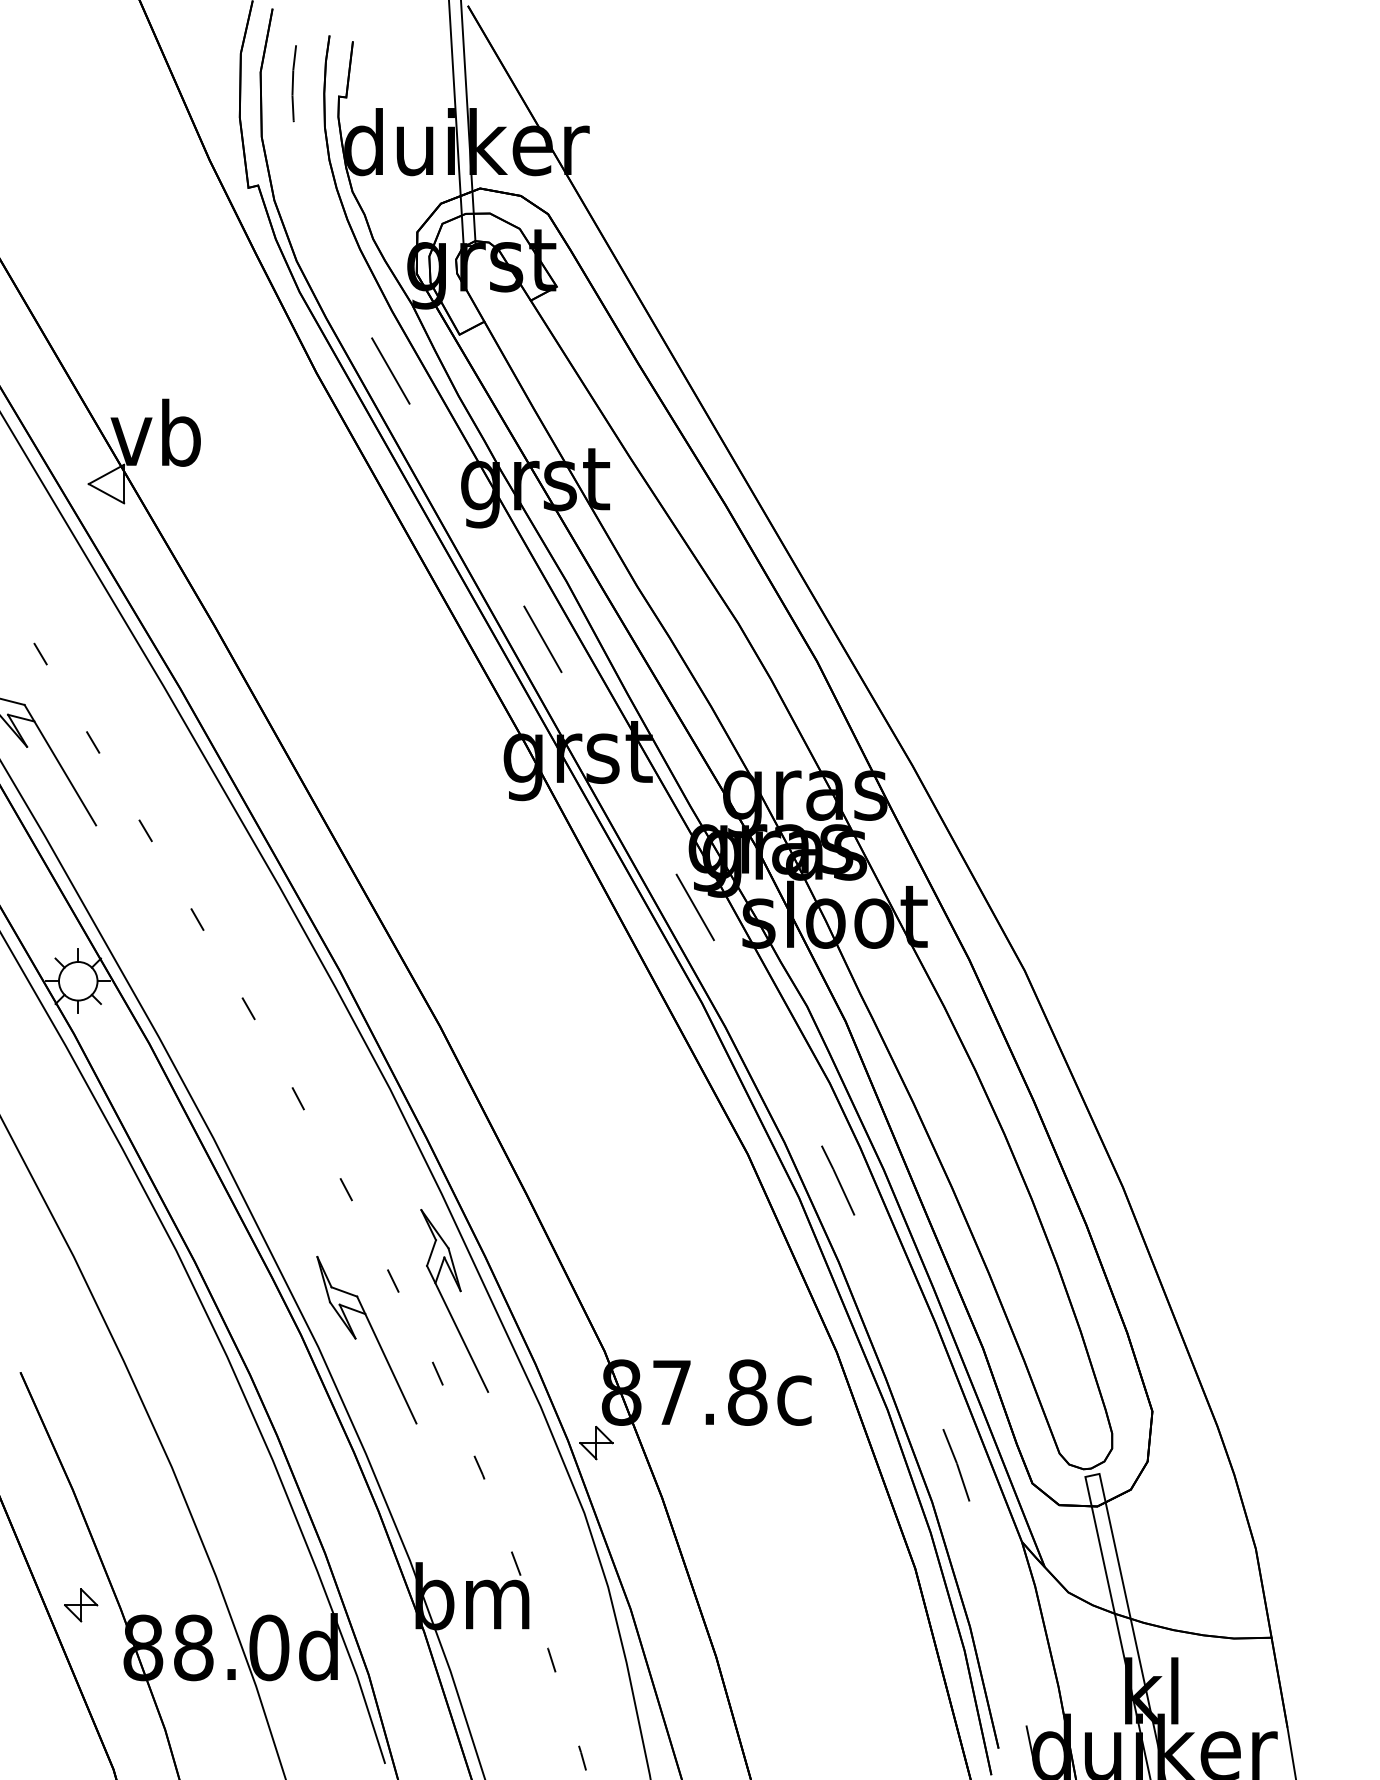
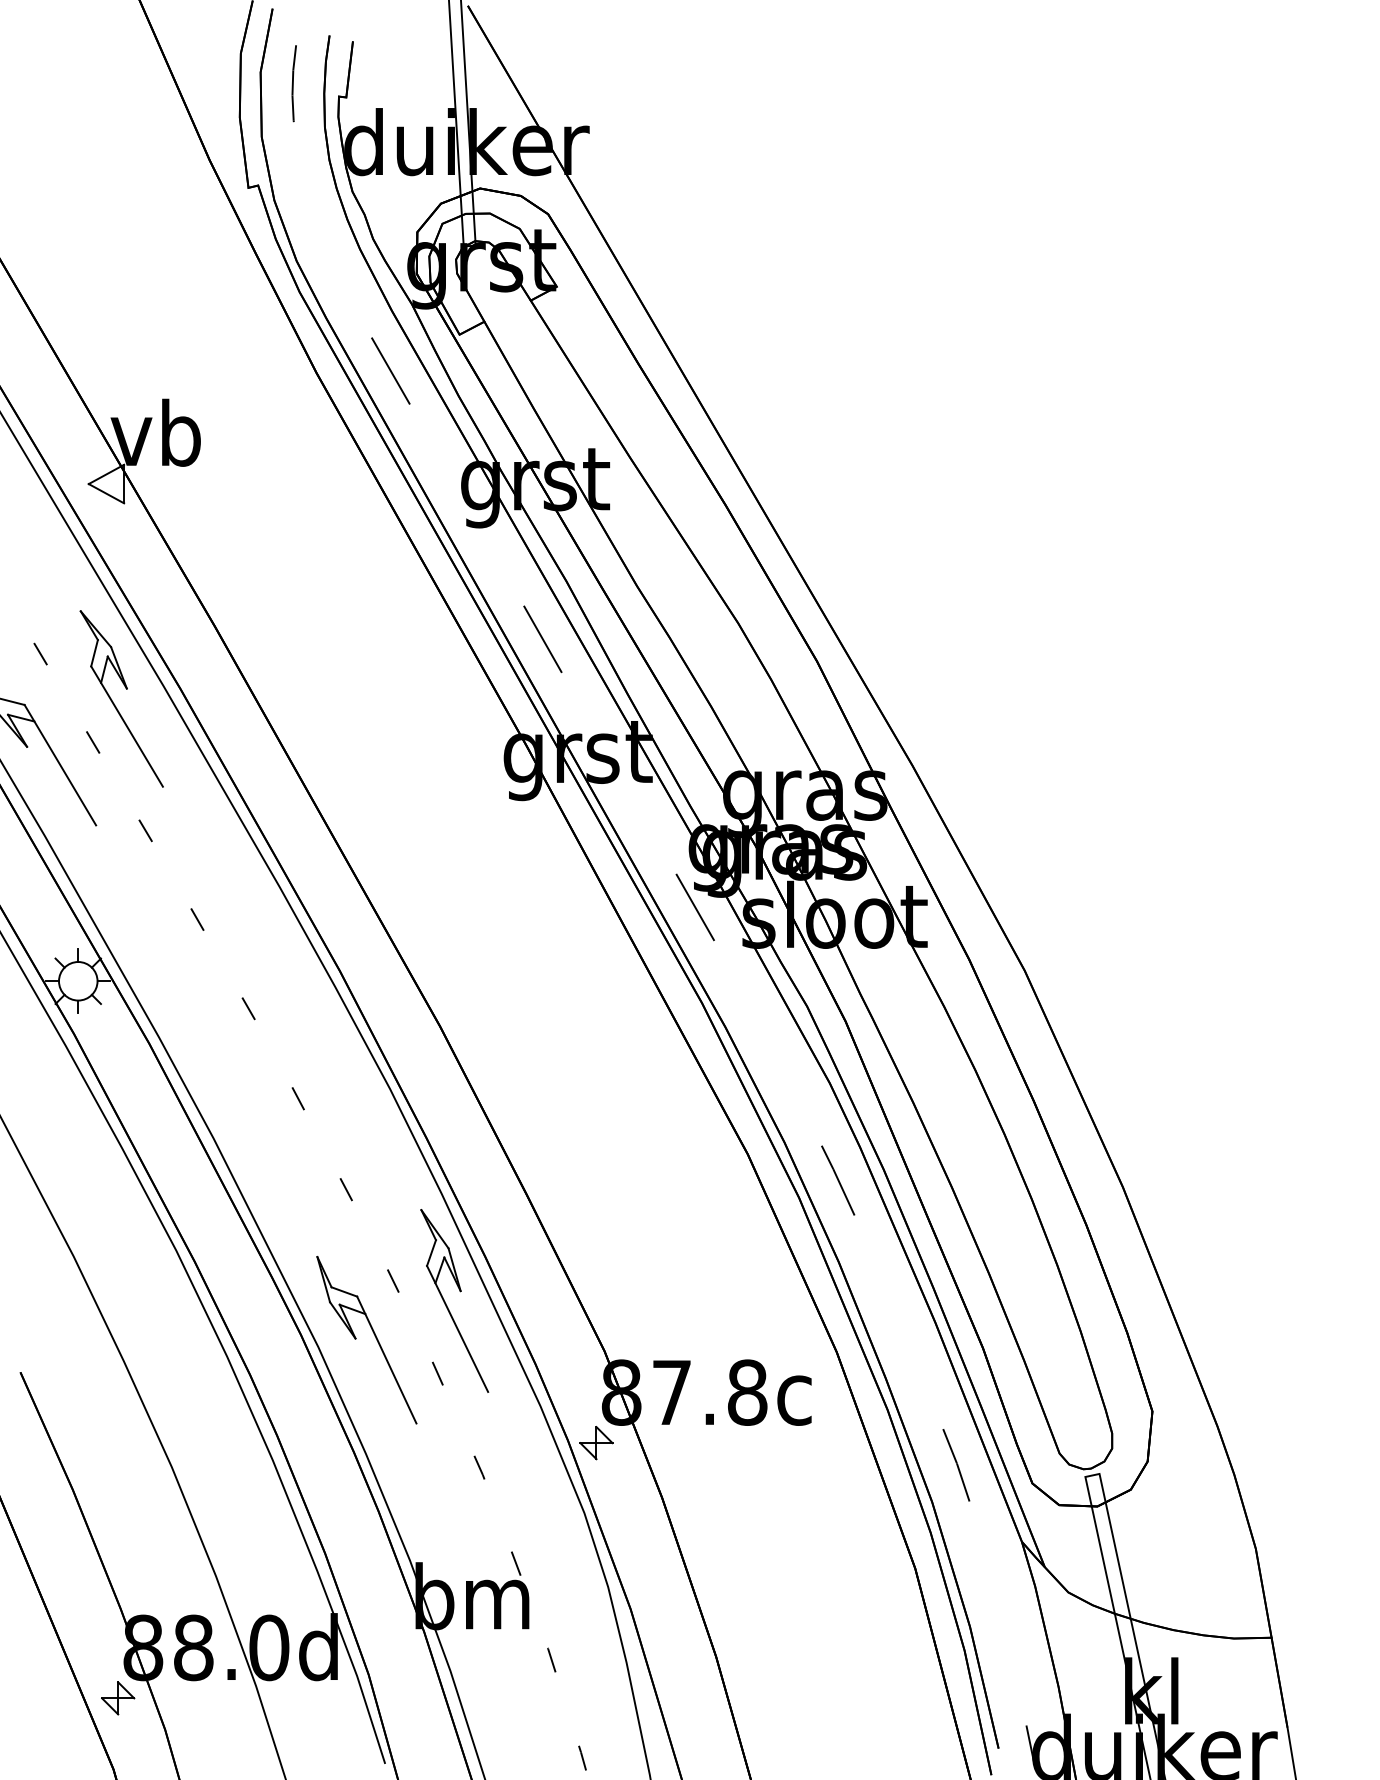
part: none -> present (113, 701)
part position: (81, 1605) -> (118, 1698) (118, 1698)
